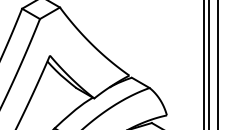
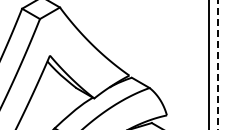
line: present -> none (204, 64)
line: solid -> dashed (217, 65)
